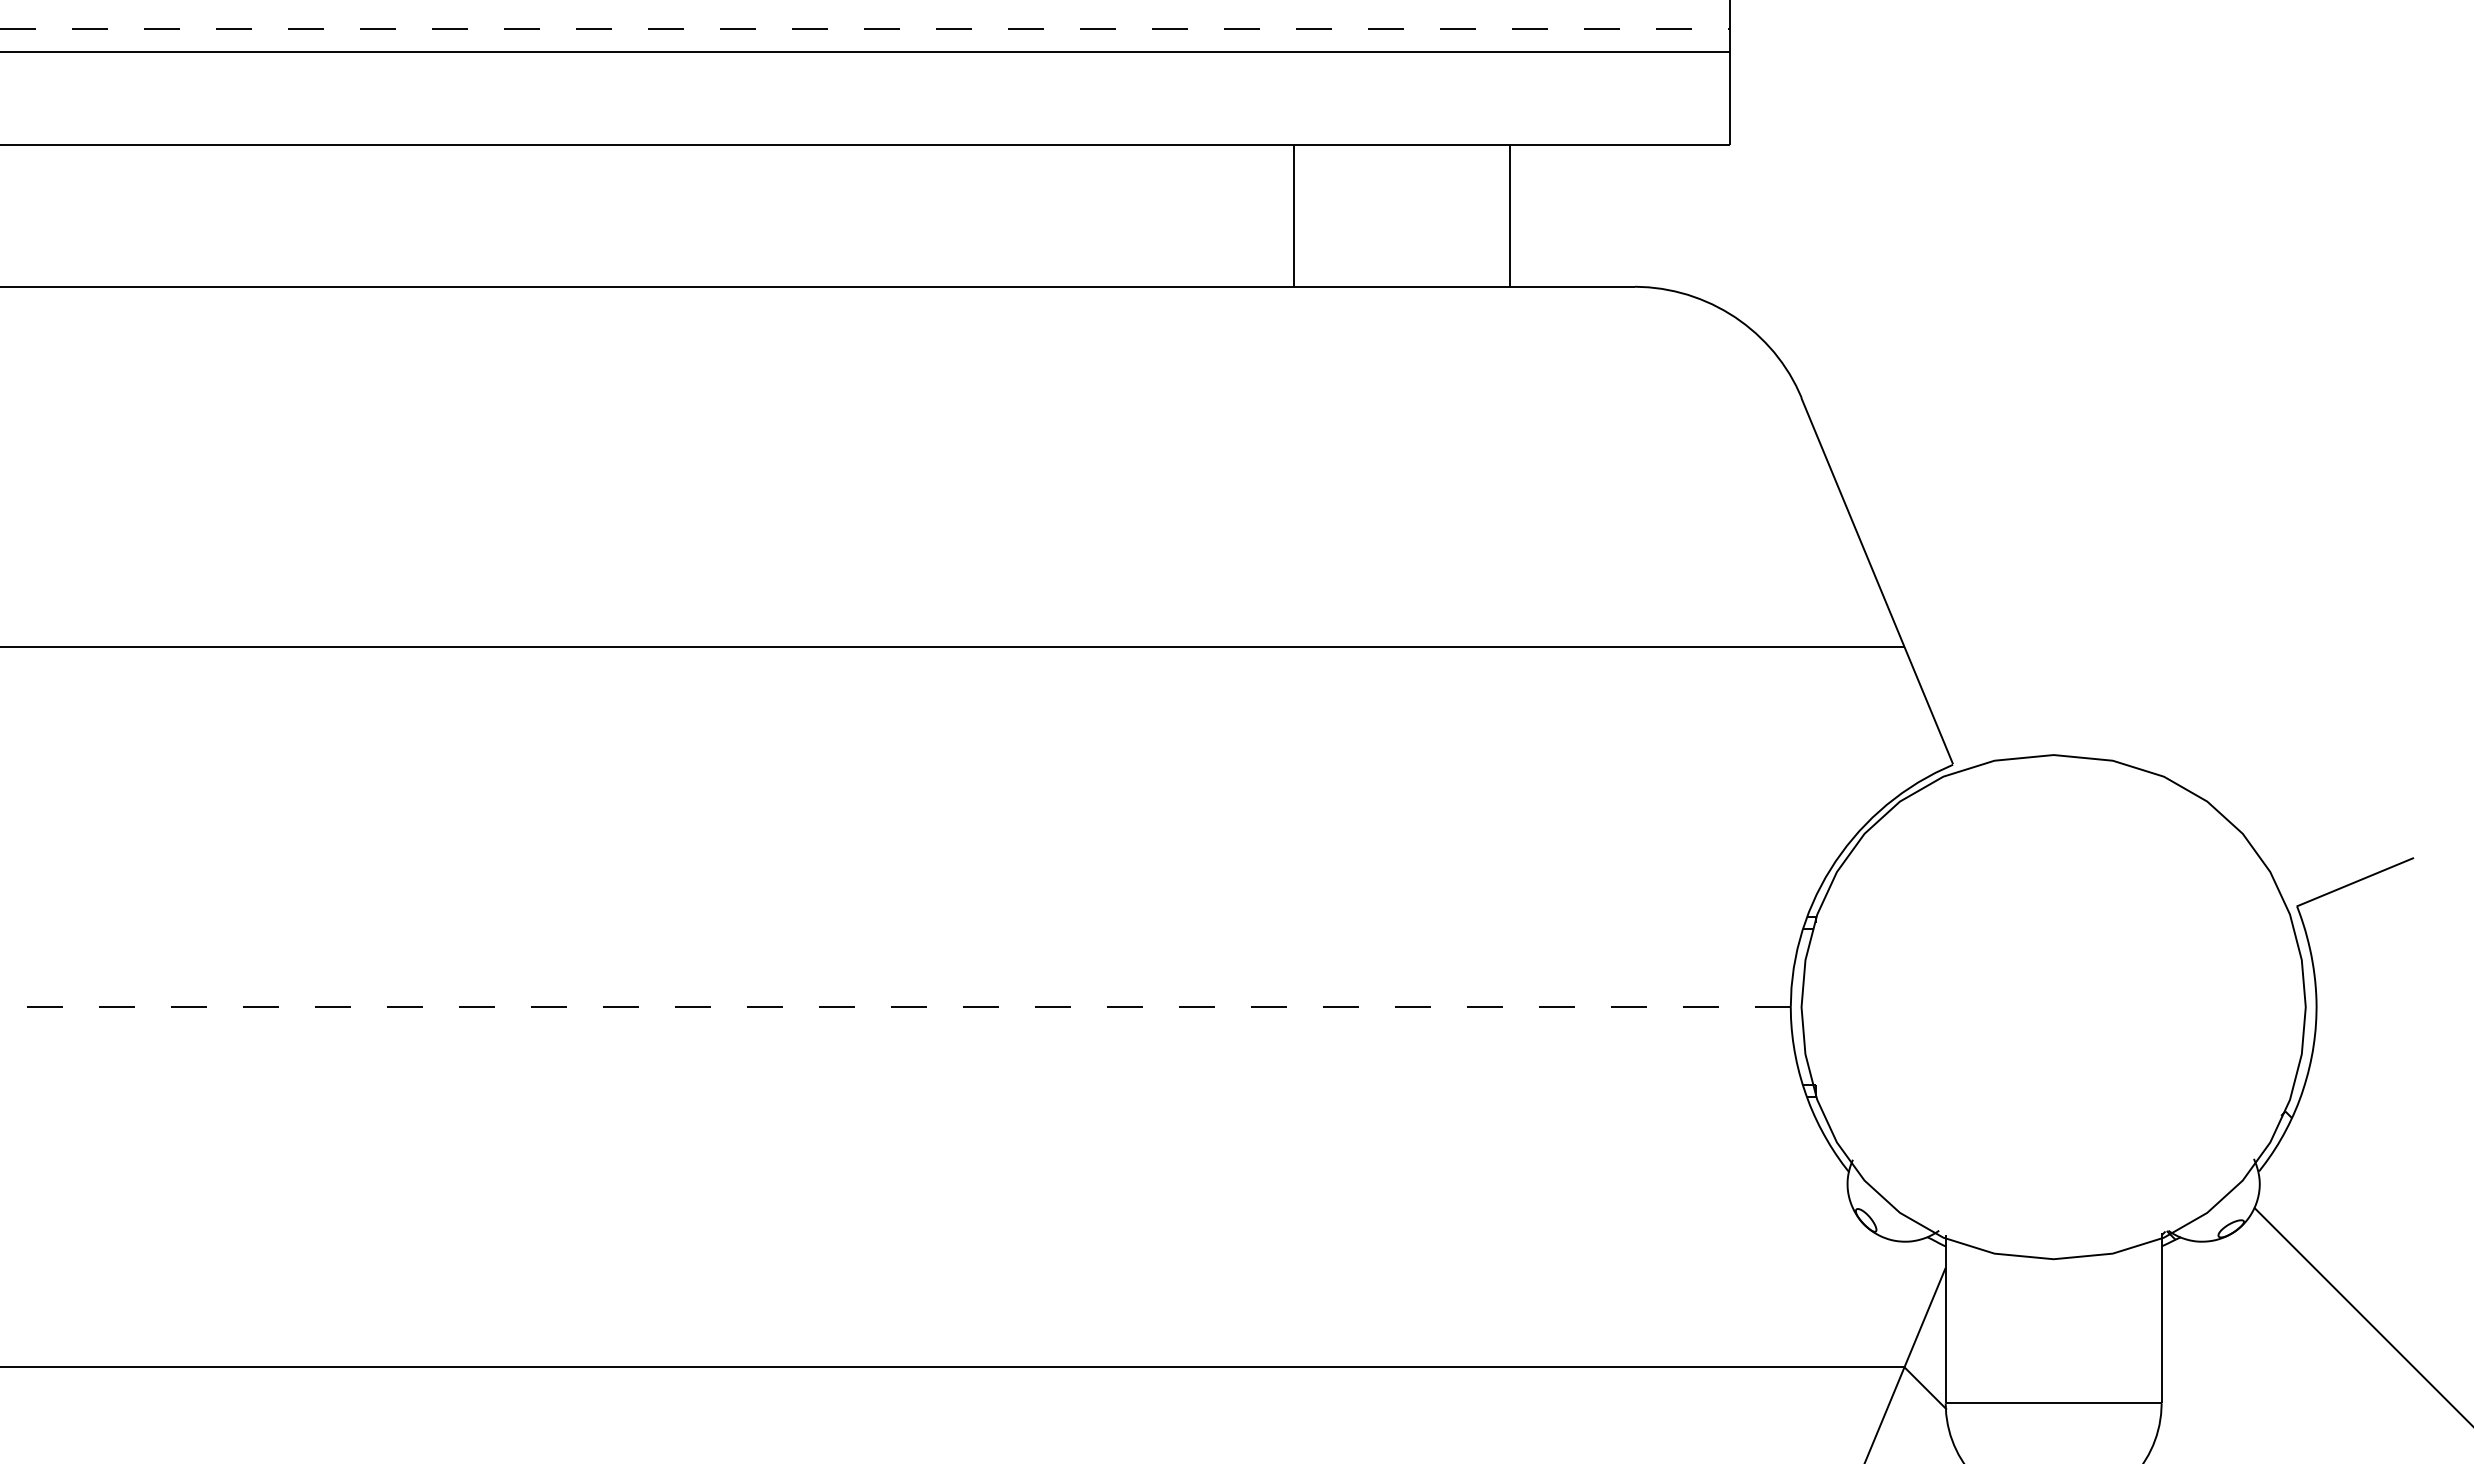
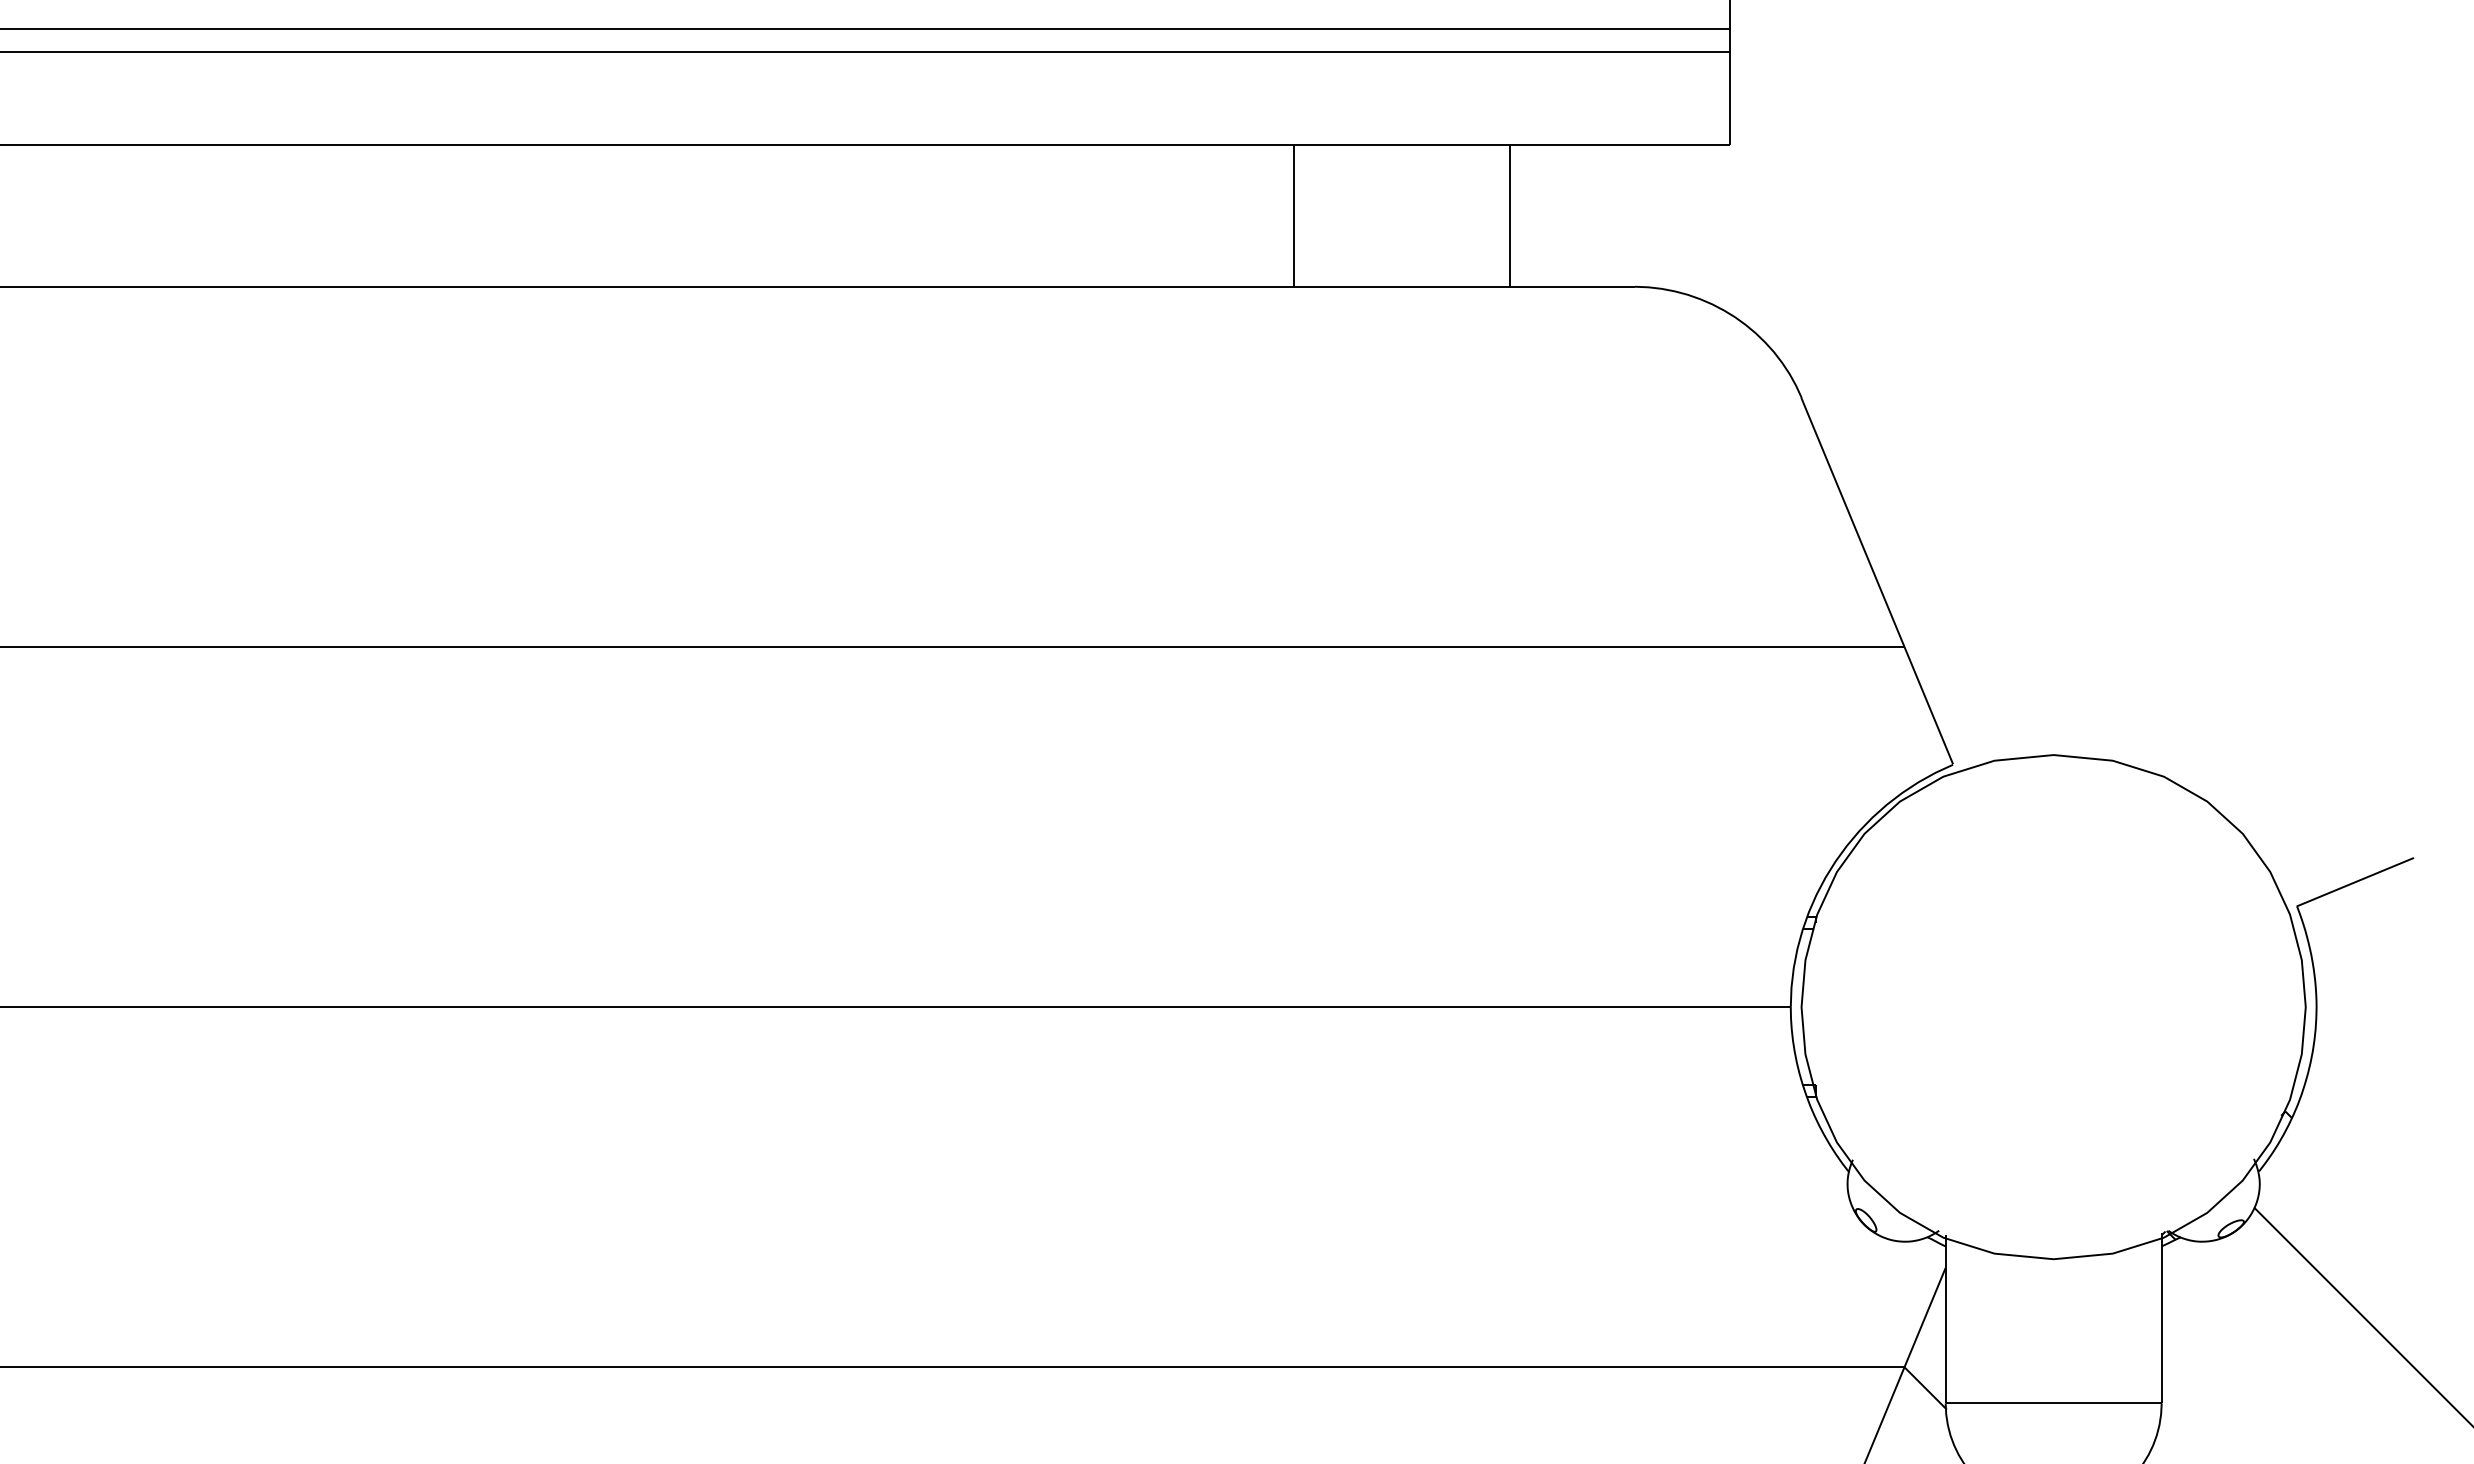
line: dashed -> solid (865, 28)
line: dashed -> solid (895, 1007)
